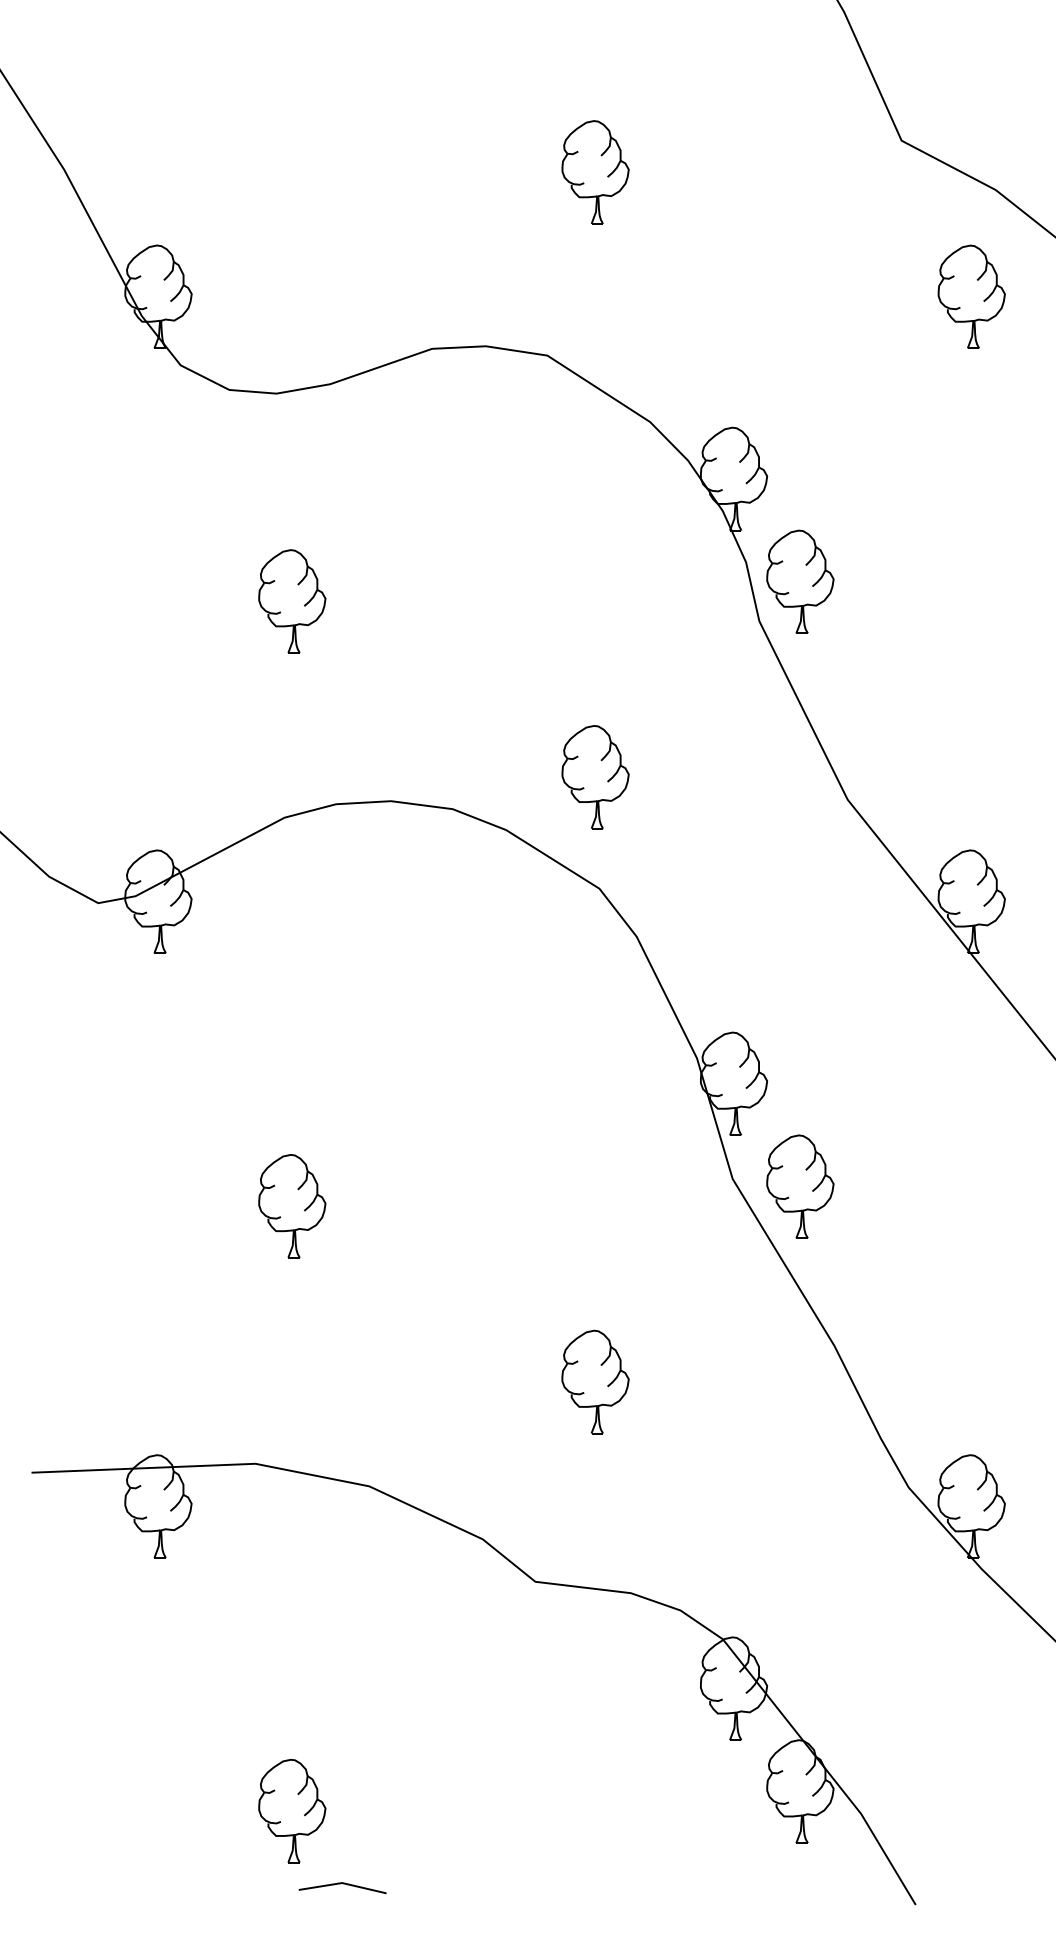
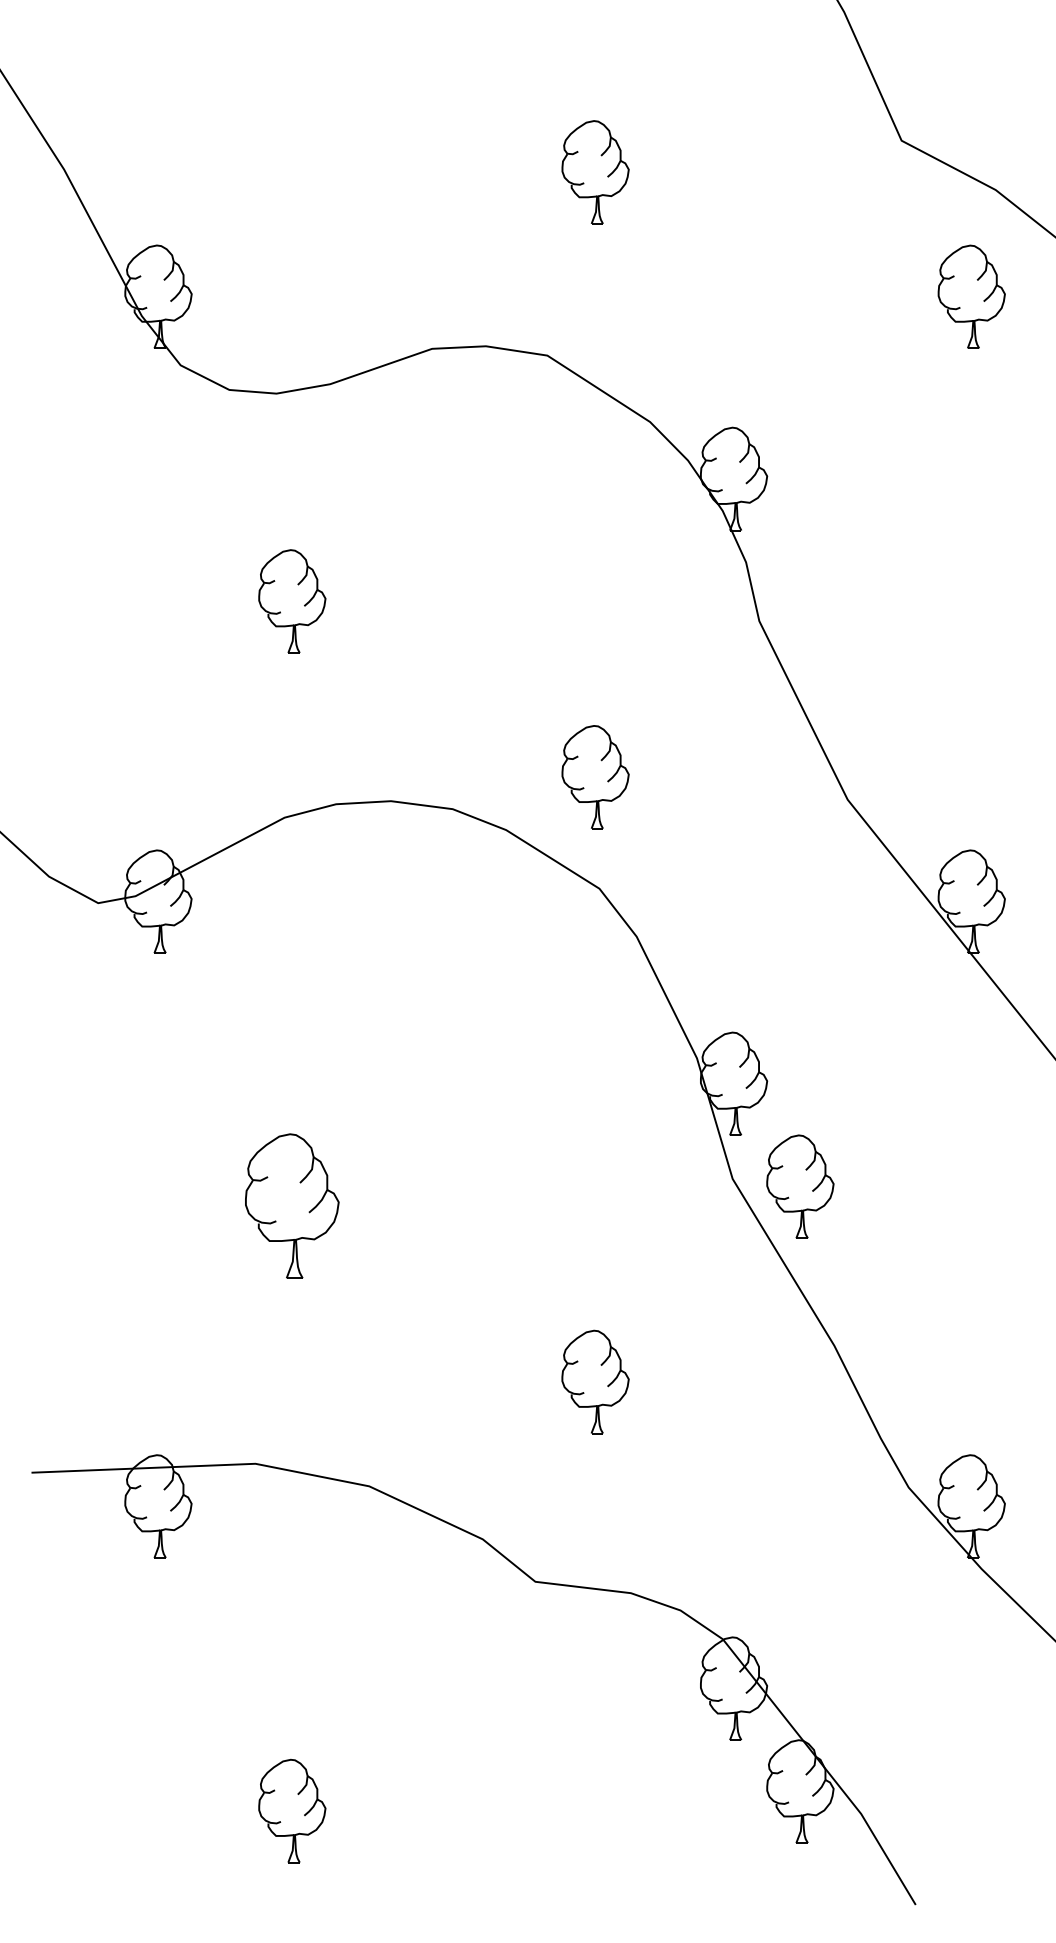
part: present -> none (800, 581)
part size: 69x105 px -> 95x146 px (292, 1205)
line: present -> none (343, 1884)
